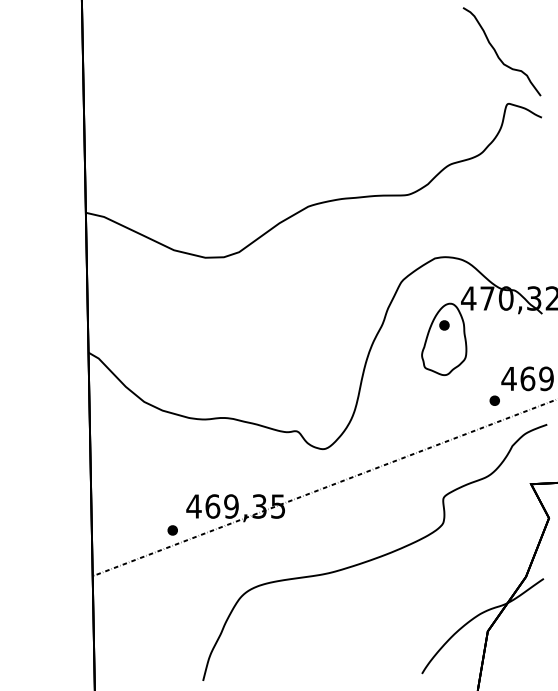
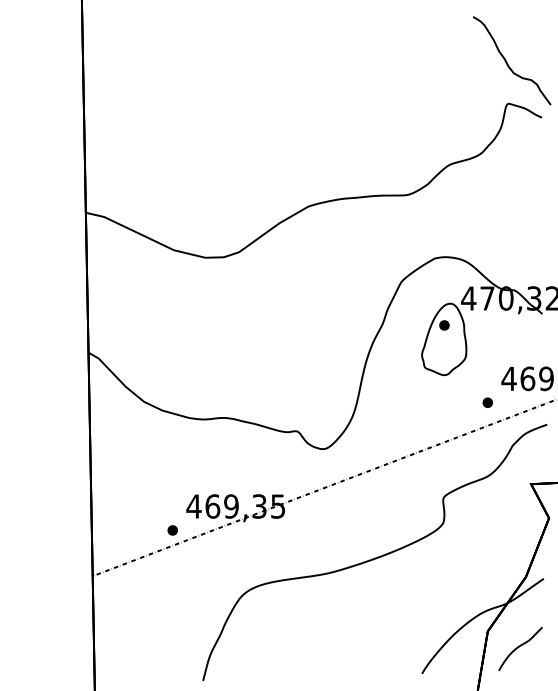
curve position: (497, 53) -> (507, 62) (507, 62)
part position: (494, 400) -> (487, 402) (487, 402)
curve: none -> present (519, 647)
